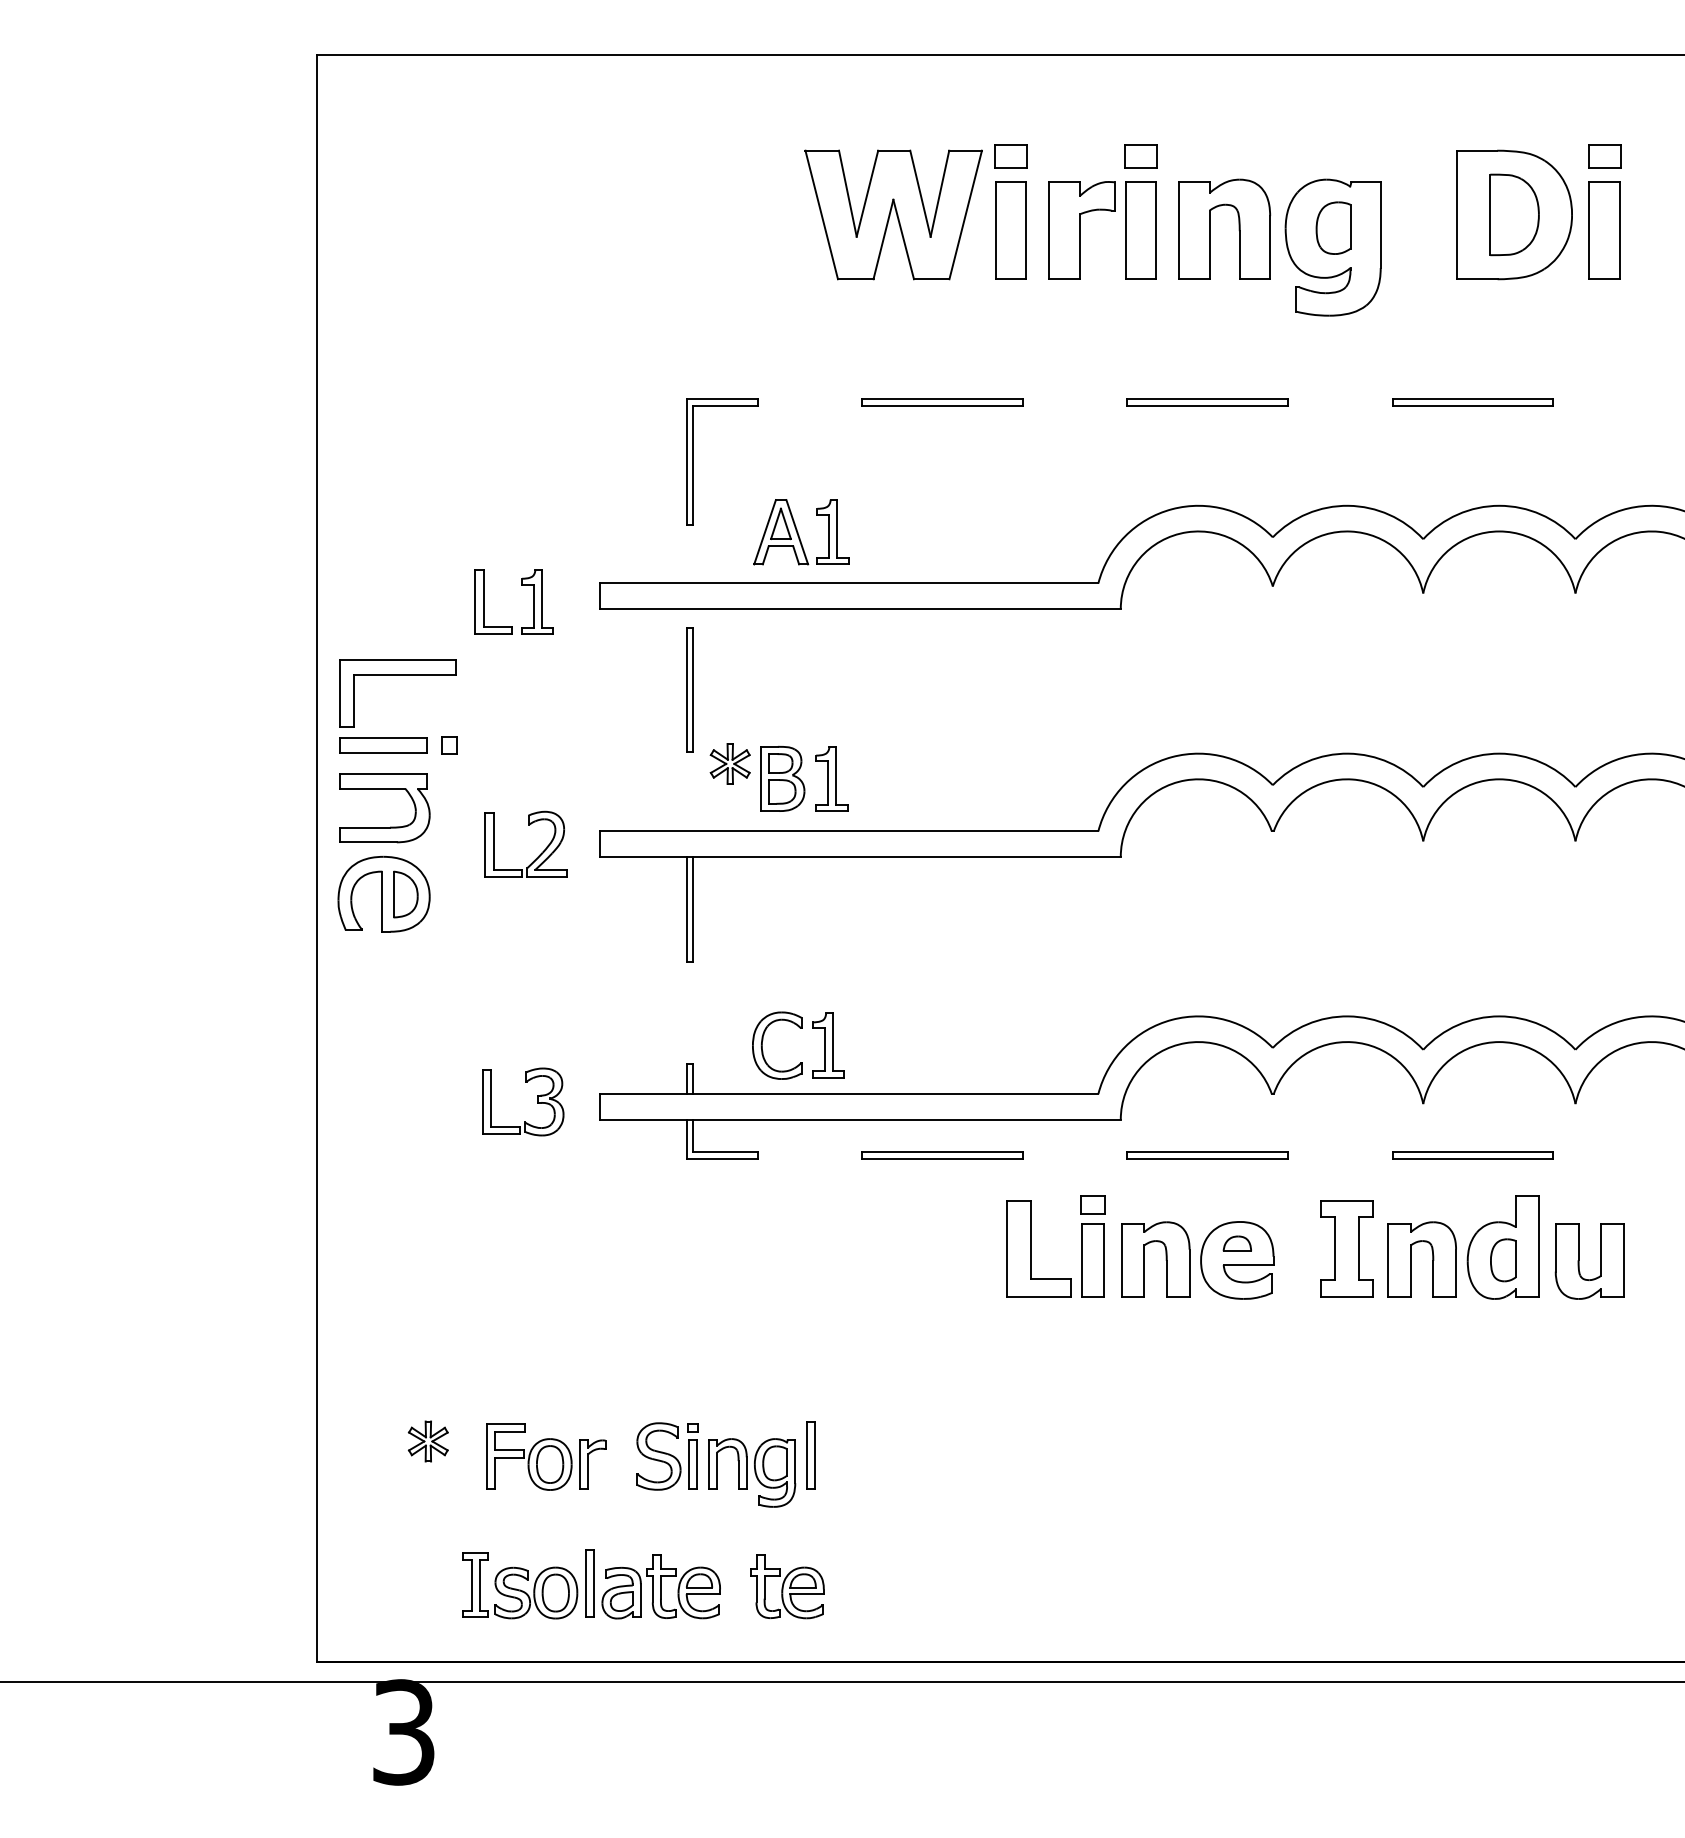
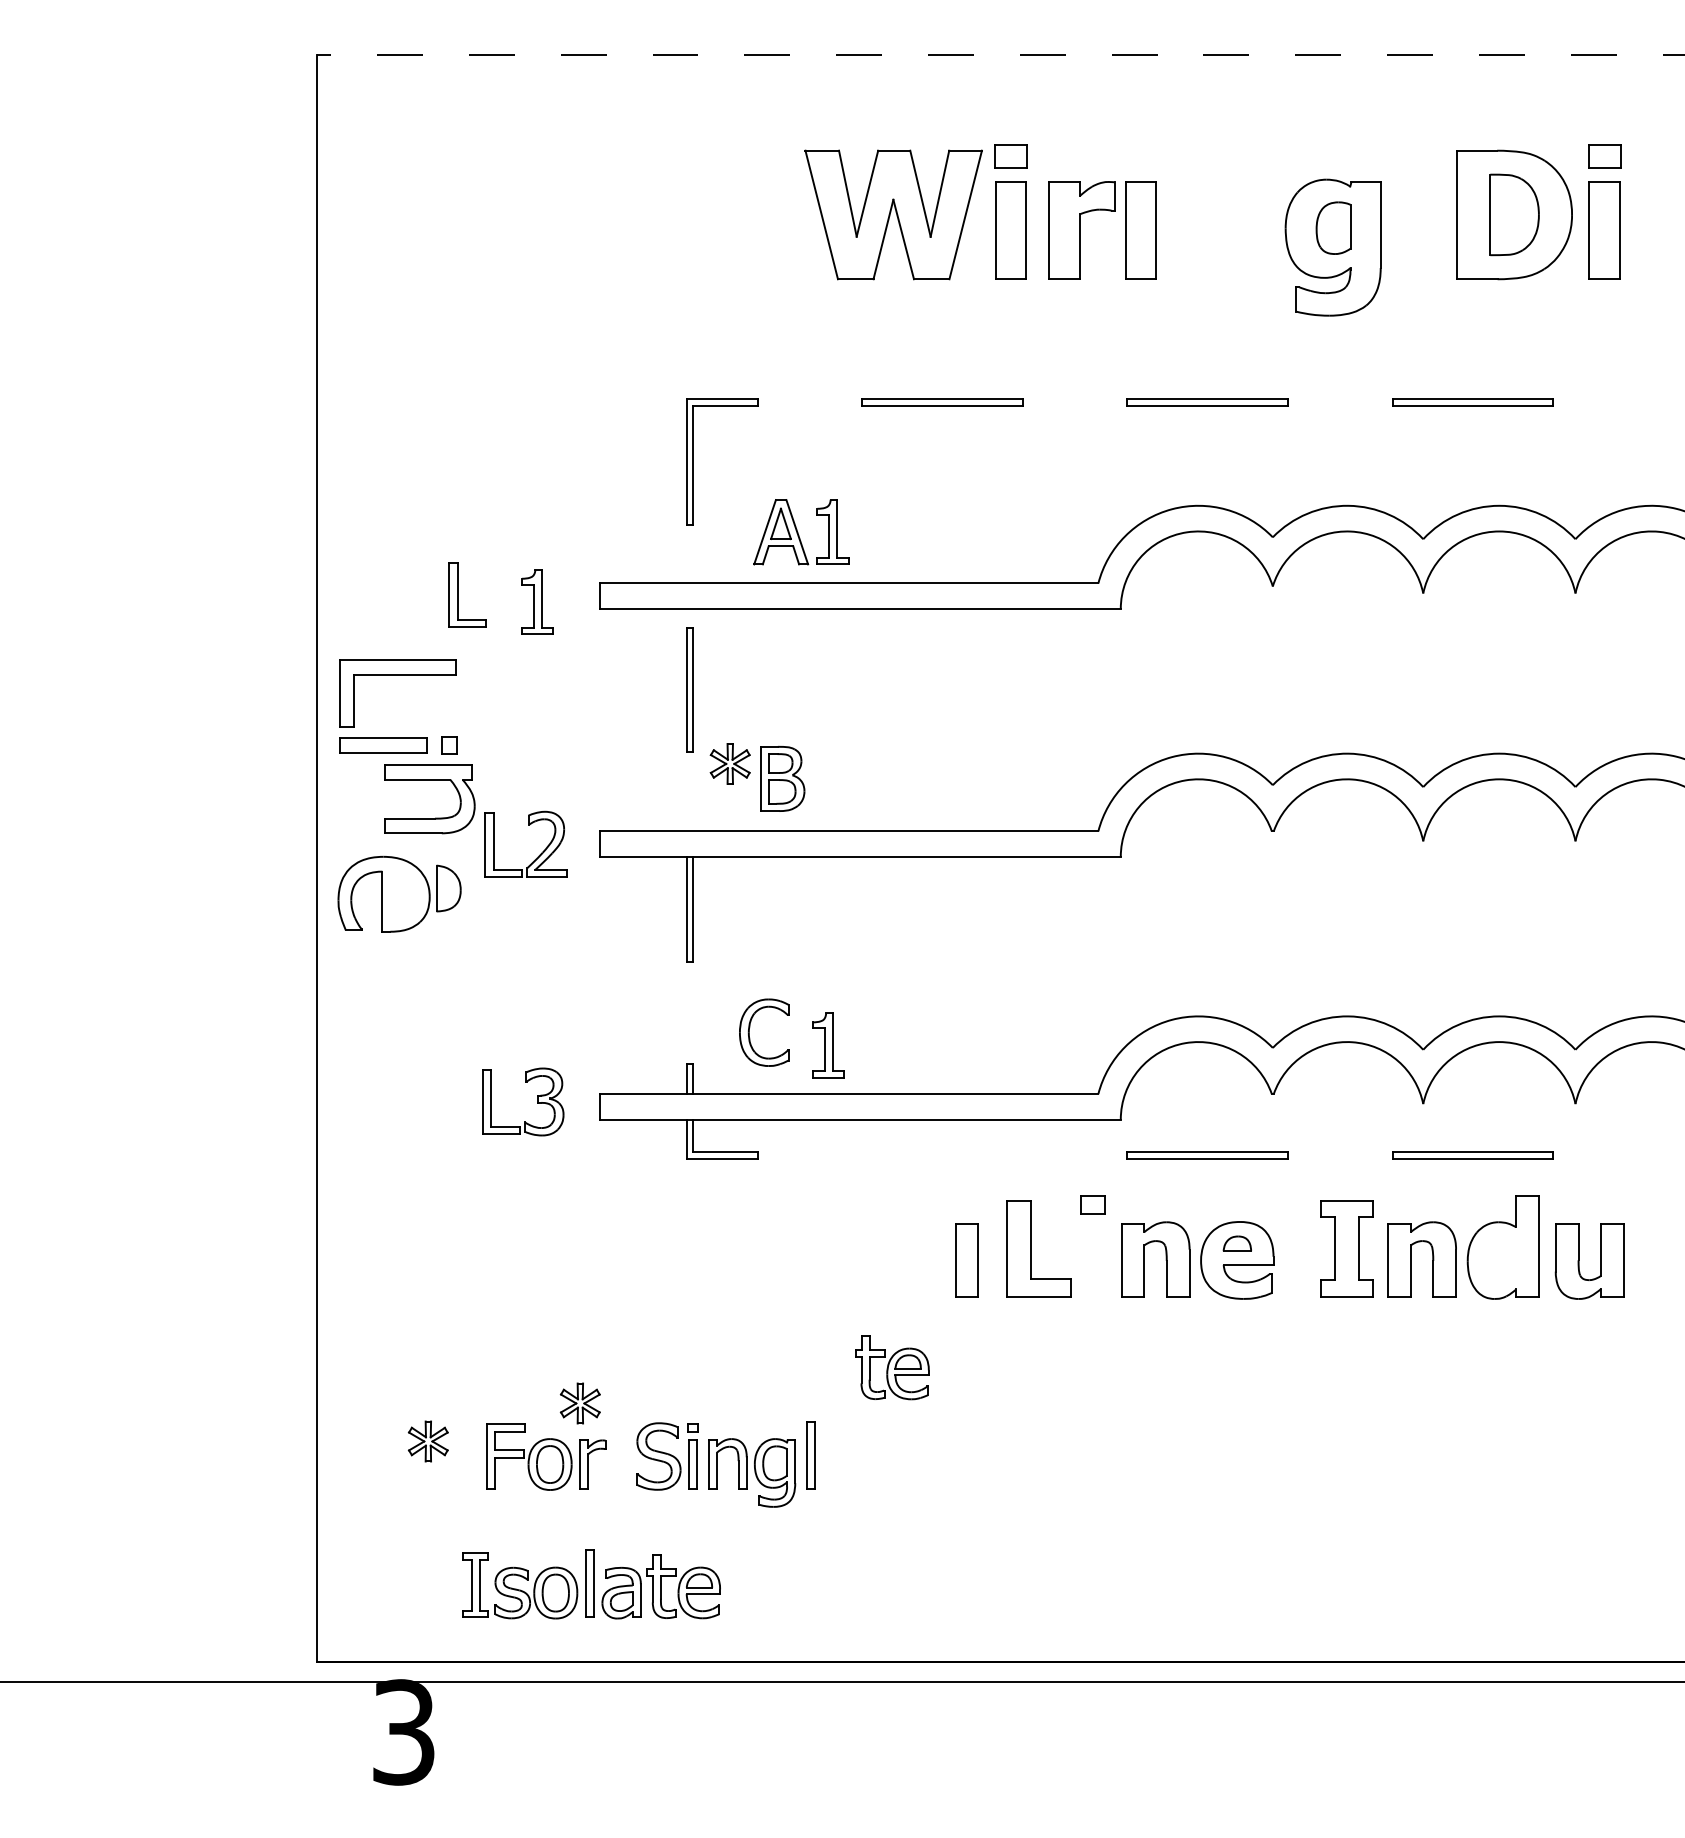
line: solid -> dashed (1000, 55)
part: present -> none (1140, 156)
part: present -> none (1210, 228)
part position: (484, 601) -> (458, 594) (458, 594)
part: present -> none (831, 778)
part position: (390, 826) -> (435, 817) (435, 817)
part position: (405, 894) -> (448, 888) (448, 888)
part position: (763, 1040) -> (750, 1027) (750, 1027)
part: present -> none (942, 1155)
part position: (1092, 1260) -> (966, 1260) (966, 1260)
part: present -> none (1503, 1260)
part: none -> present (579, 1403)
part position: (787, 1586) -> (892, 1367) (892, 1367)
